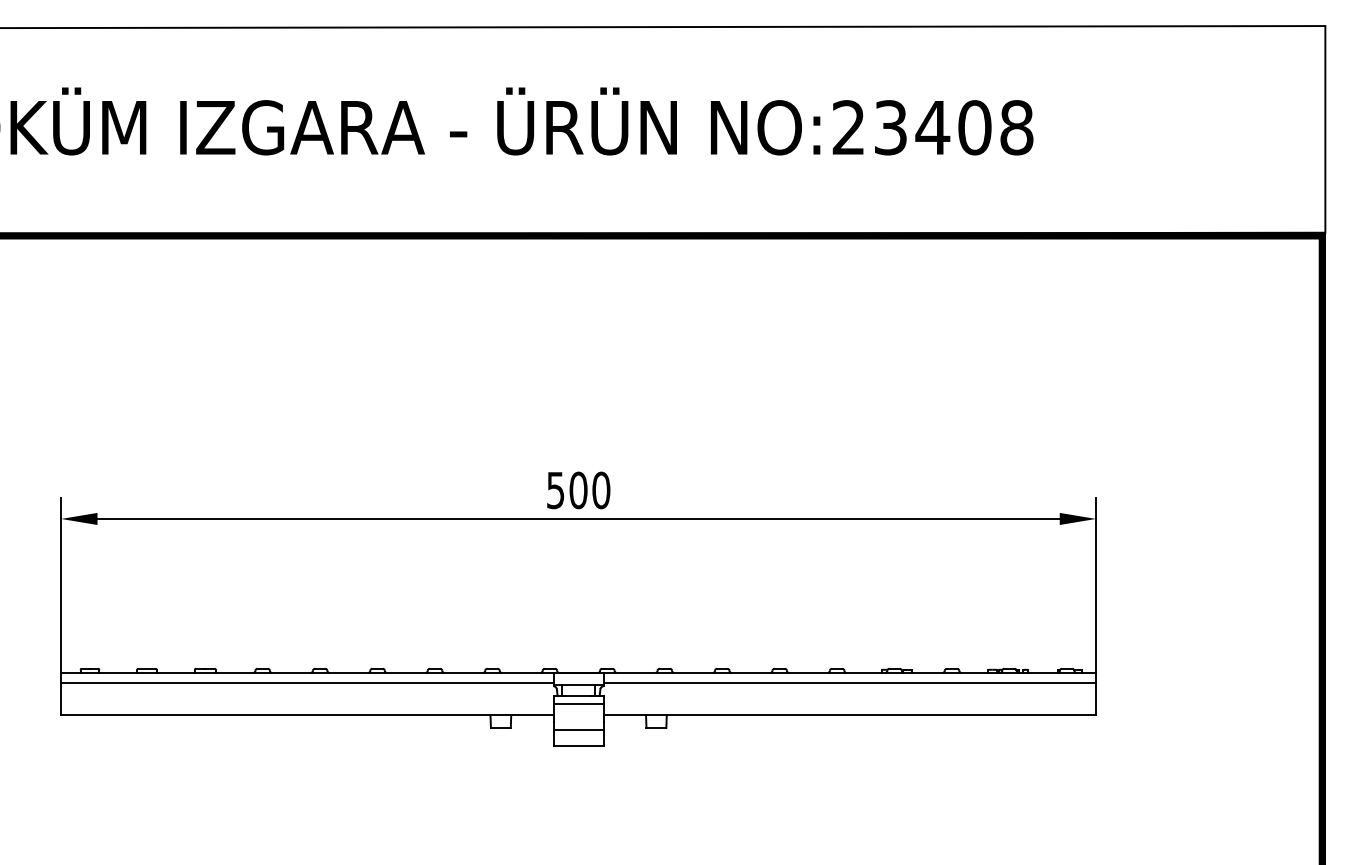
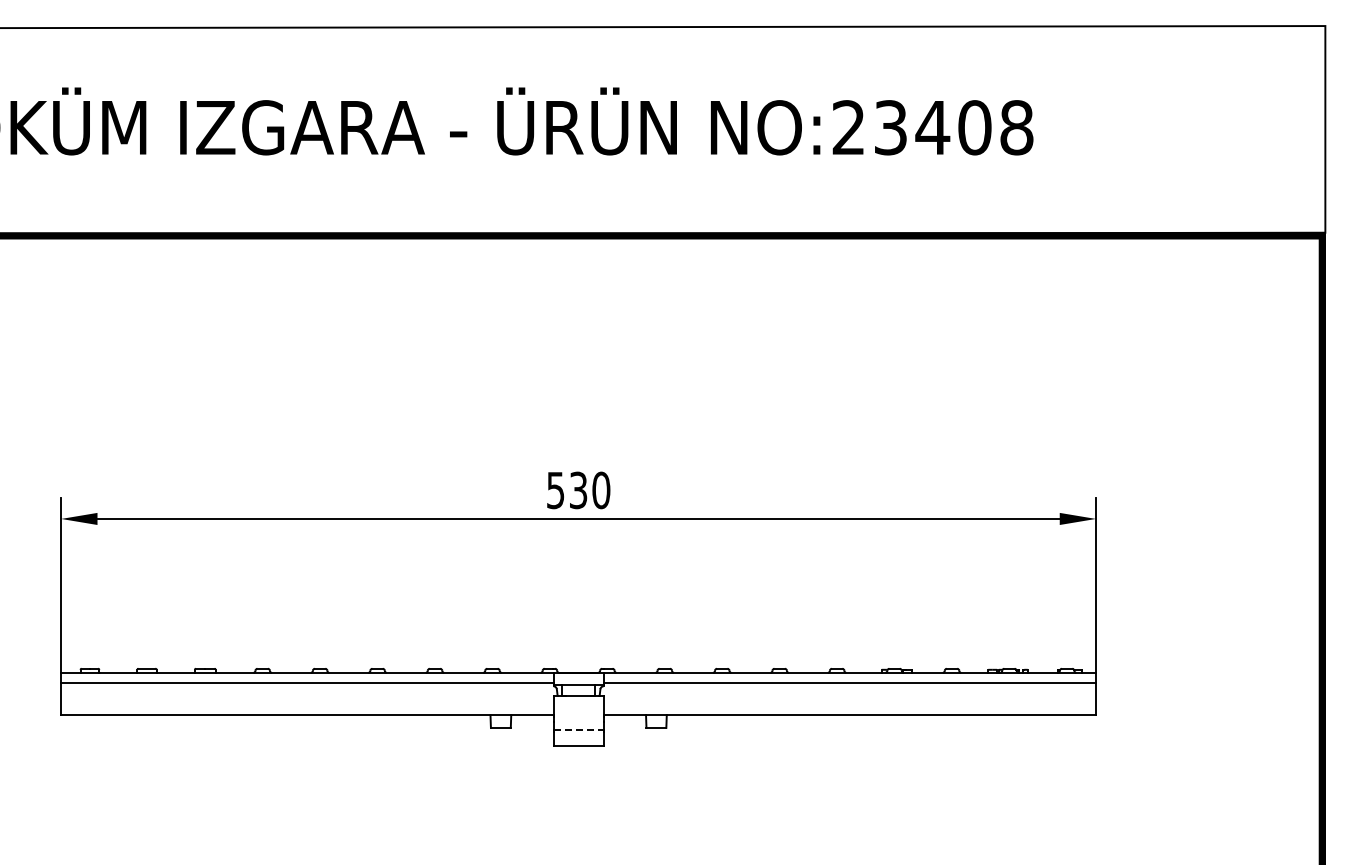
text: 500 -> 530 (578, 490)
line: present -> none (578, 704)
line: solid -> dashed (578, 729)
